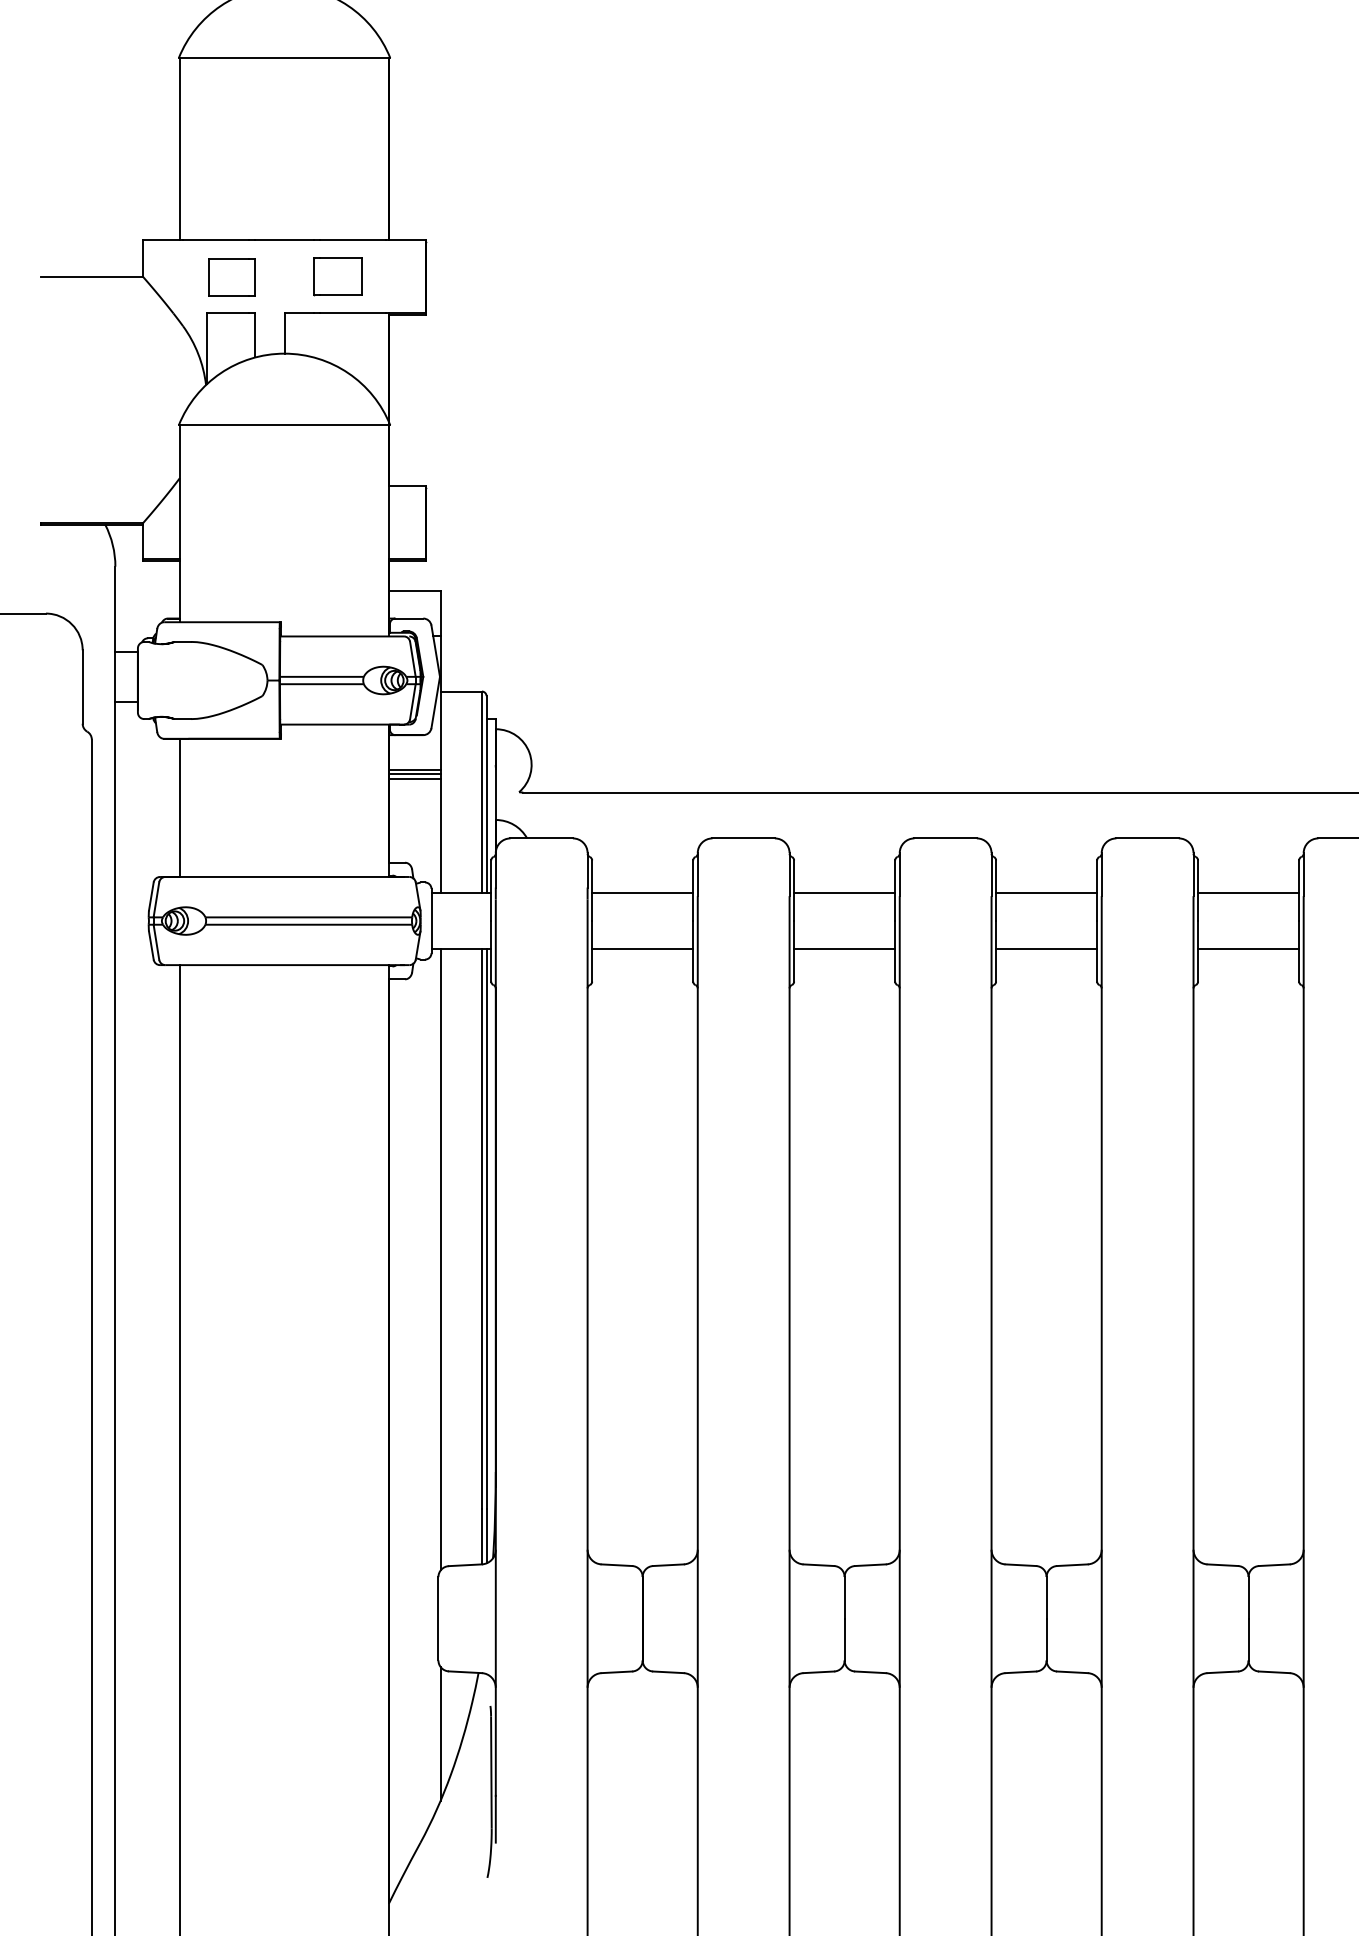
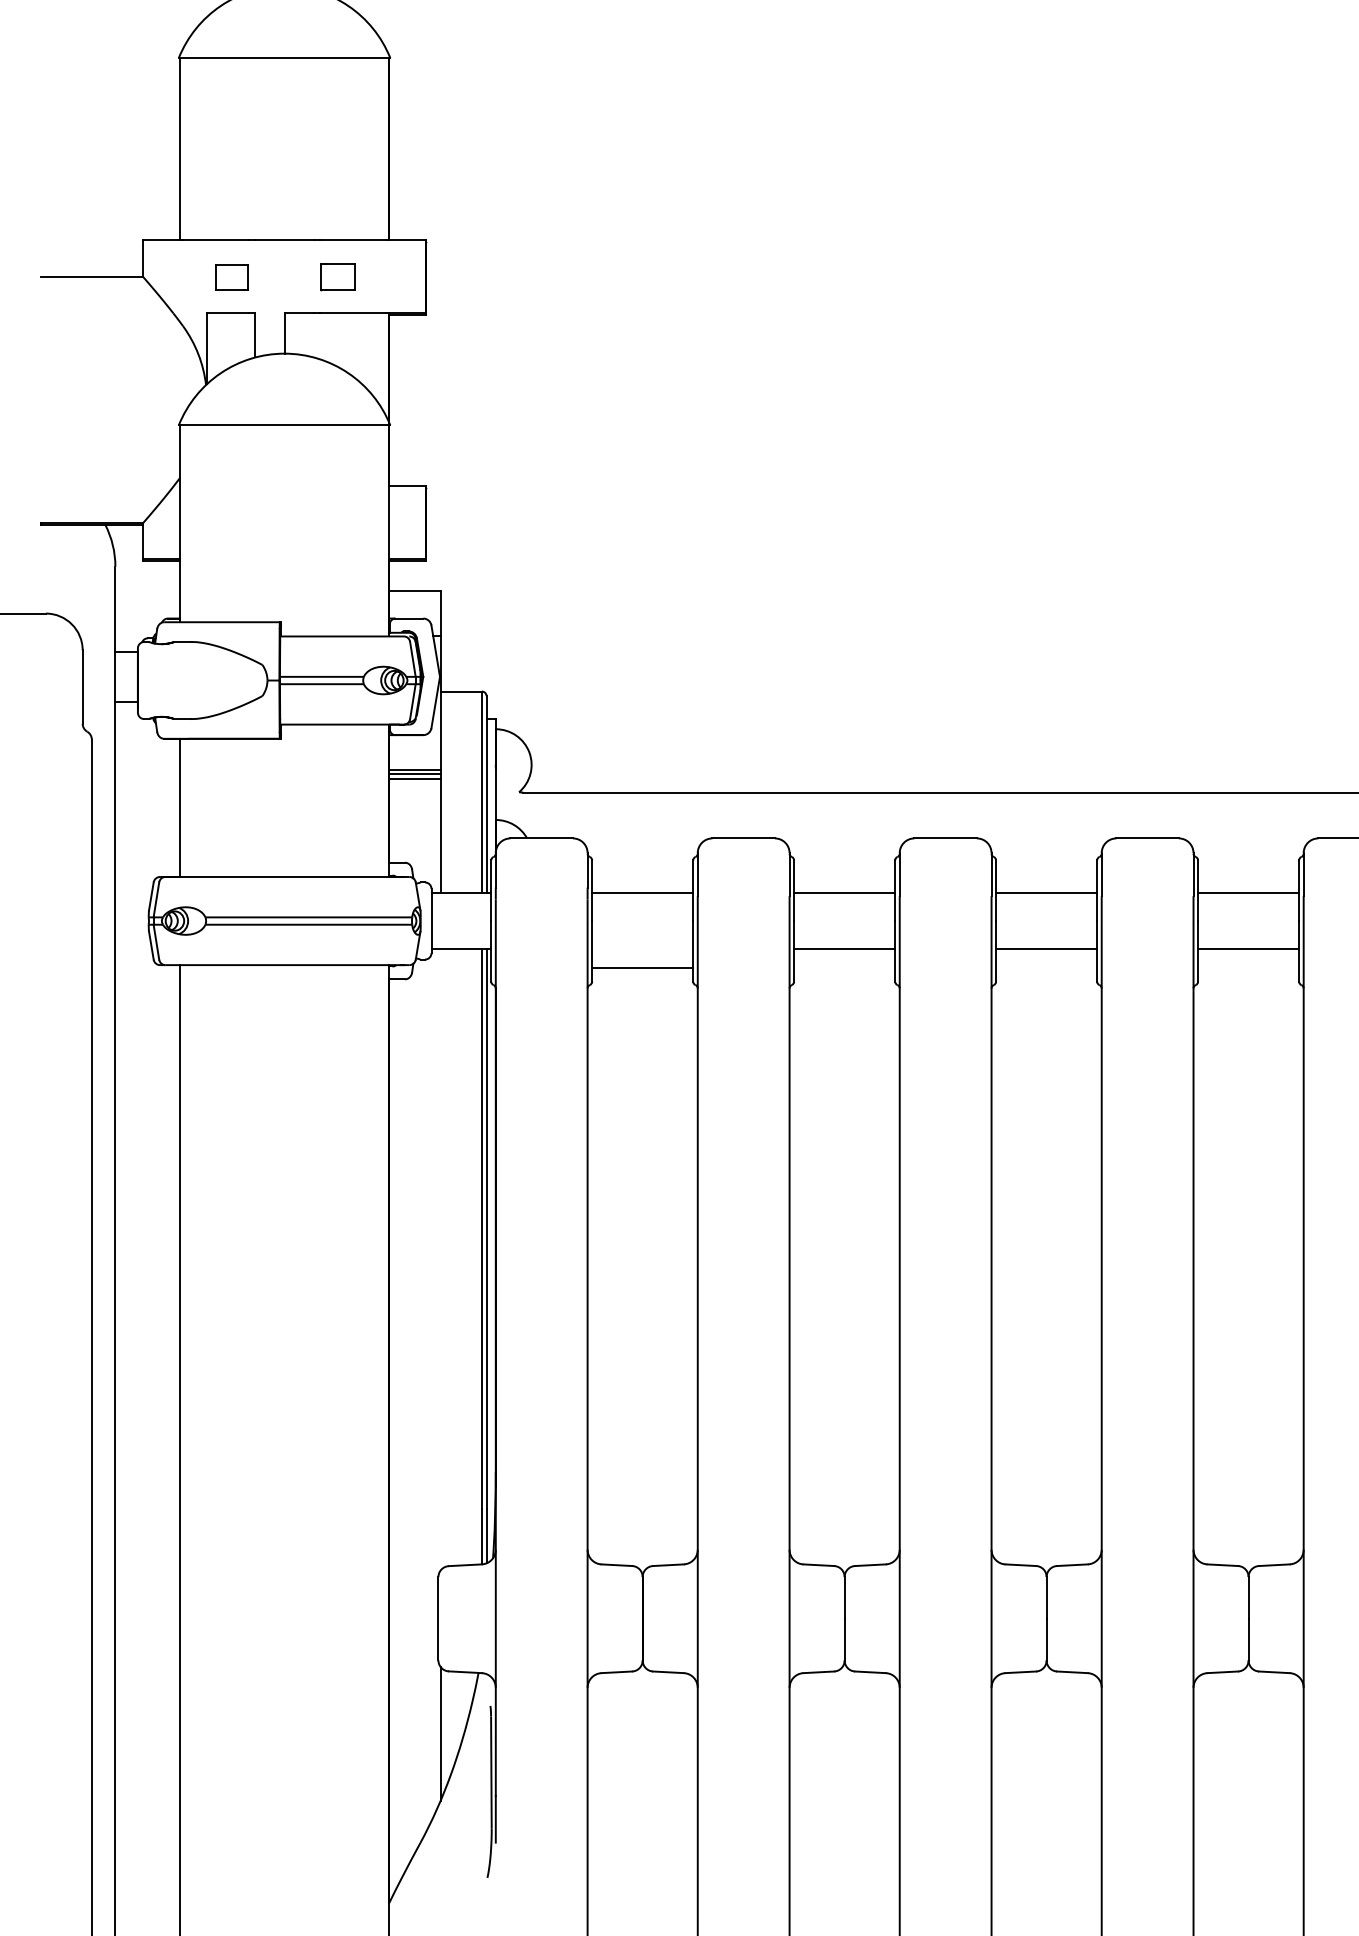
part size: 50x40 px -> 36x29 px (337, 277)
part size: 48x39 px -> 34x27 px (231, 277)
line position: (642, 948) -> (642, 967) (642, 967)
line: present -> none (440, 1259)
